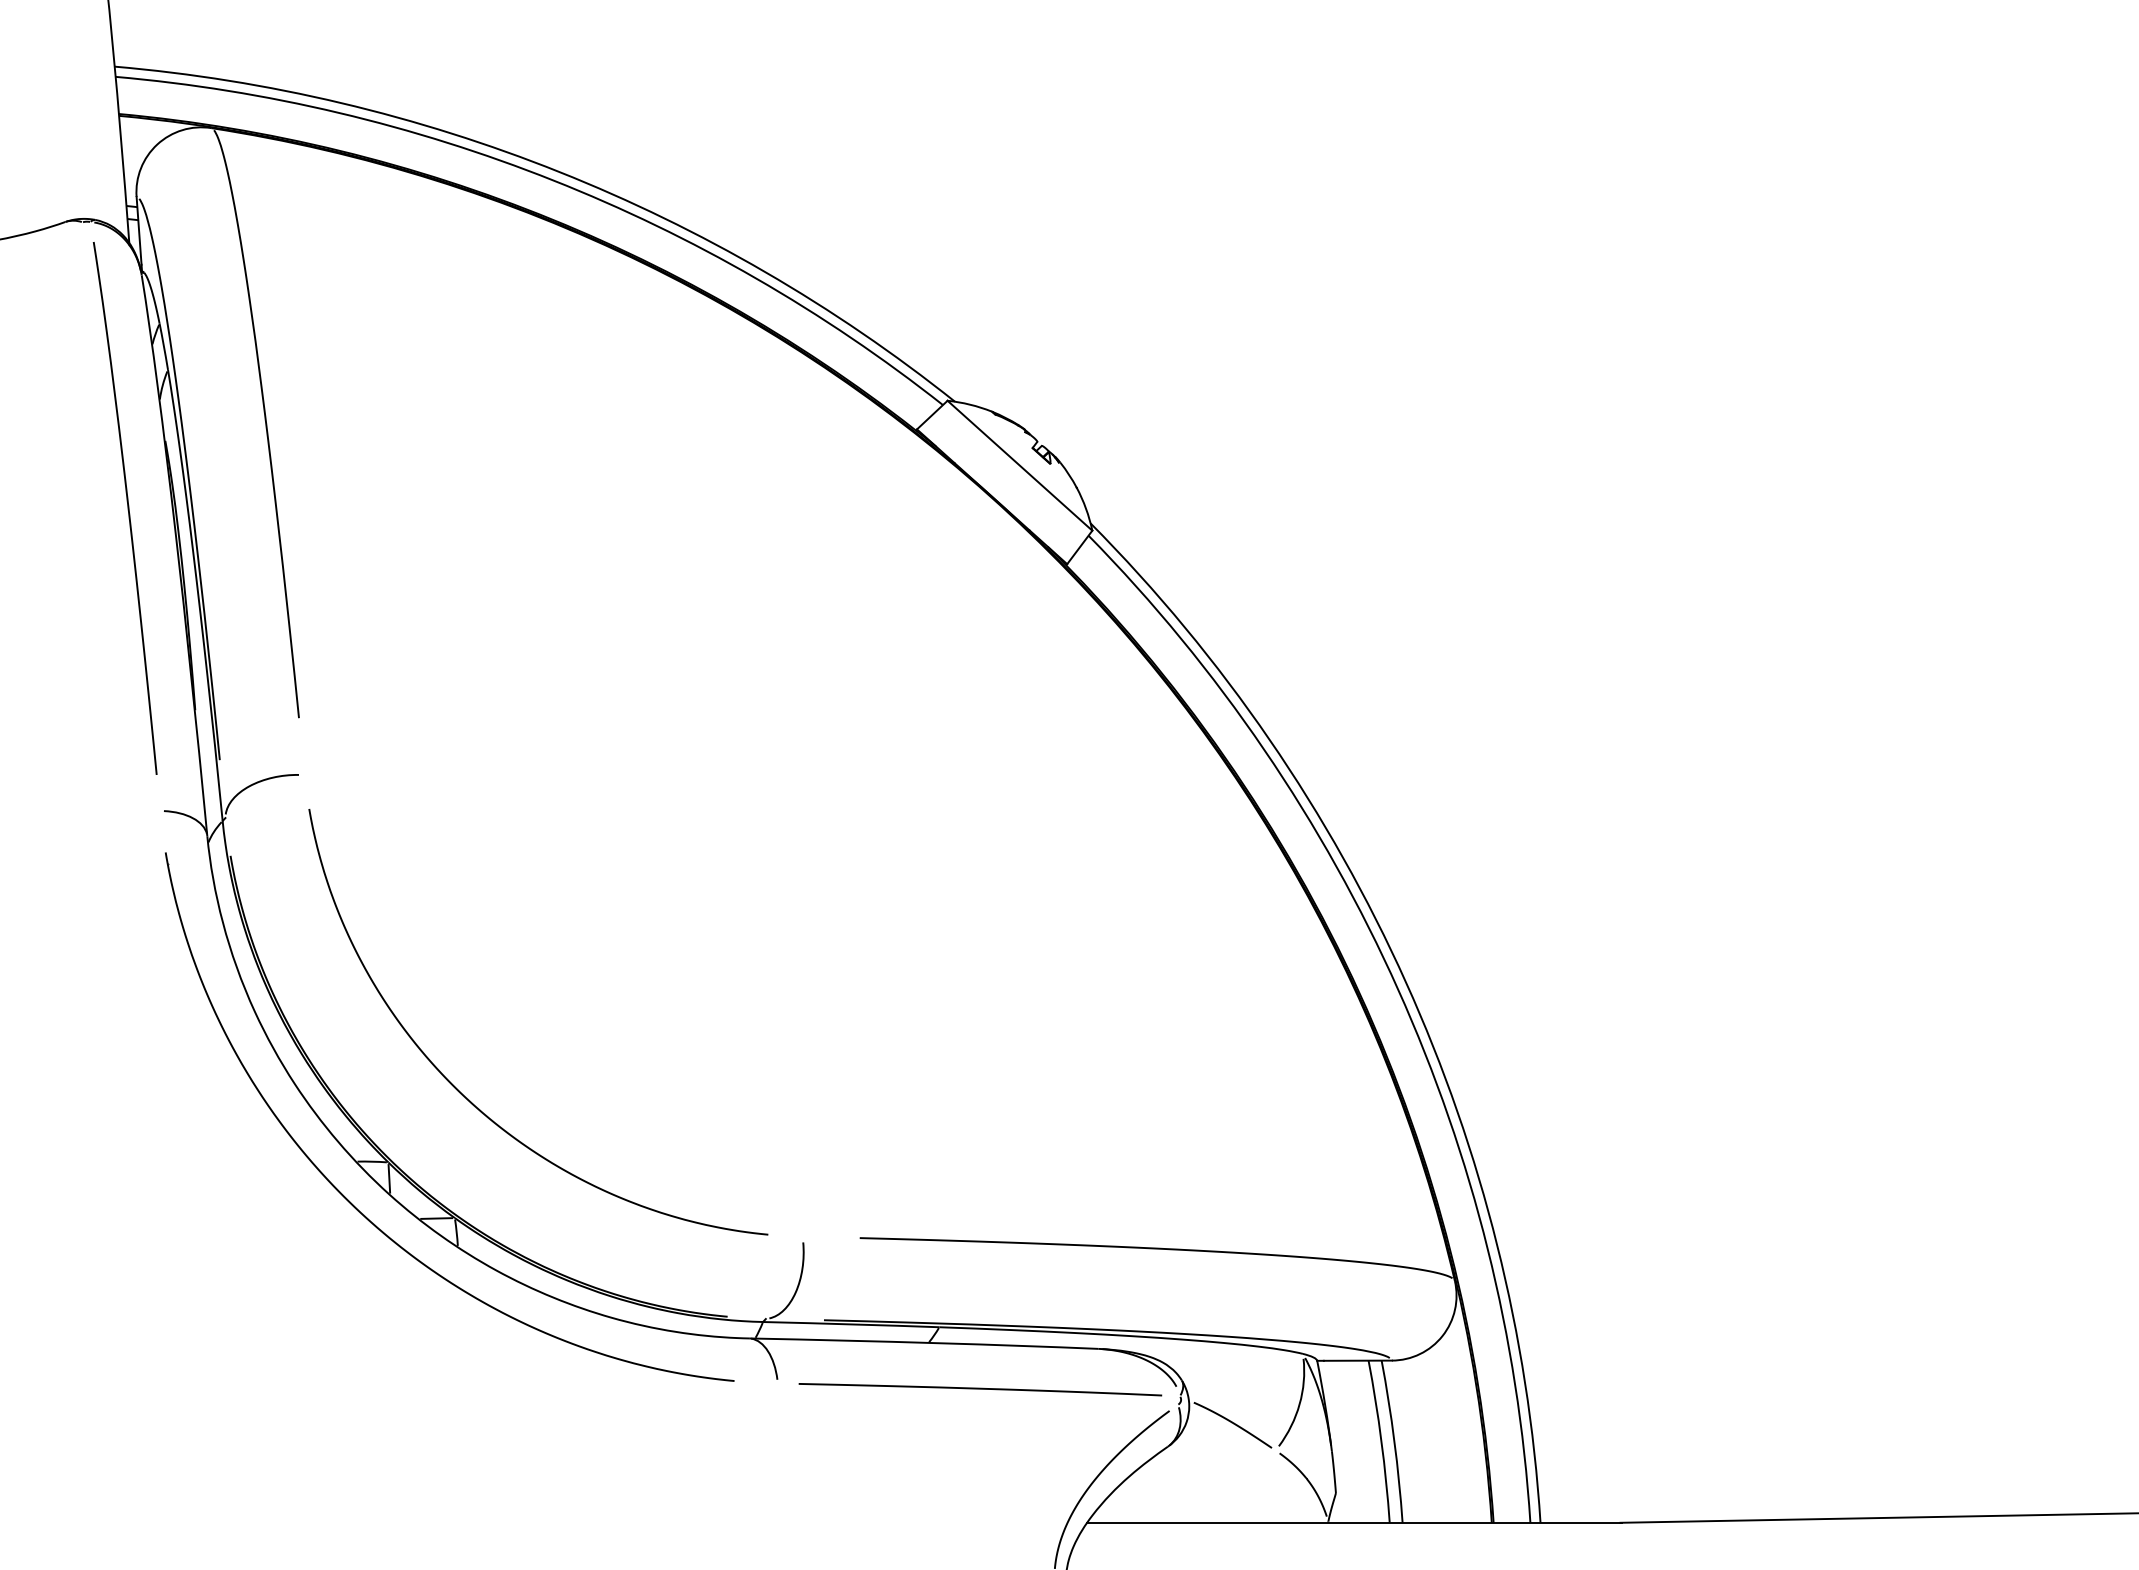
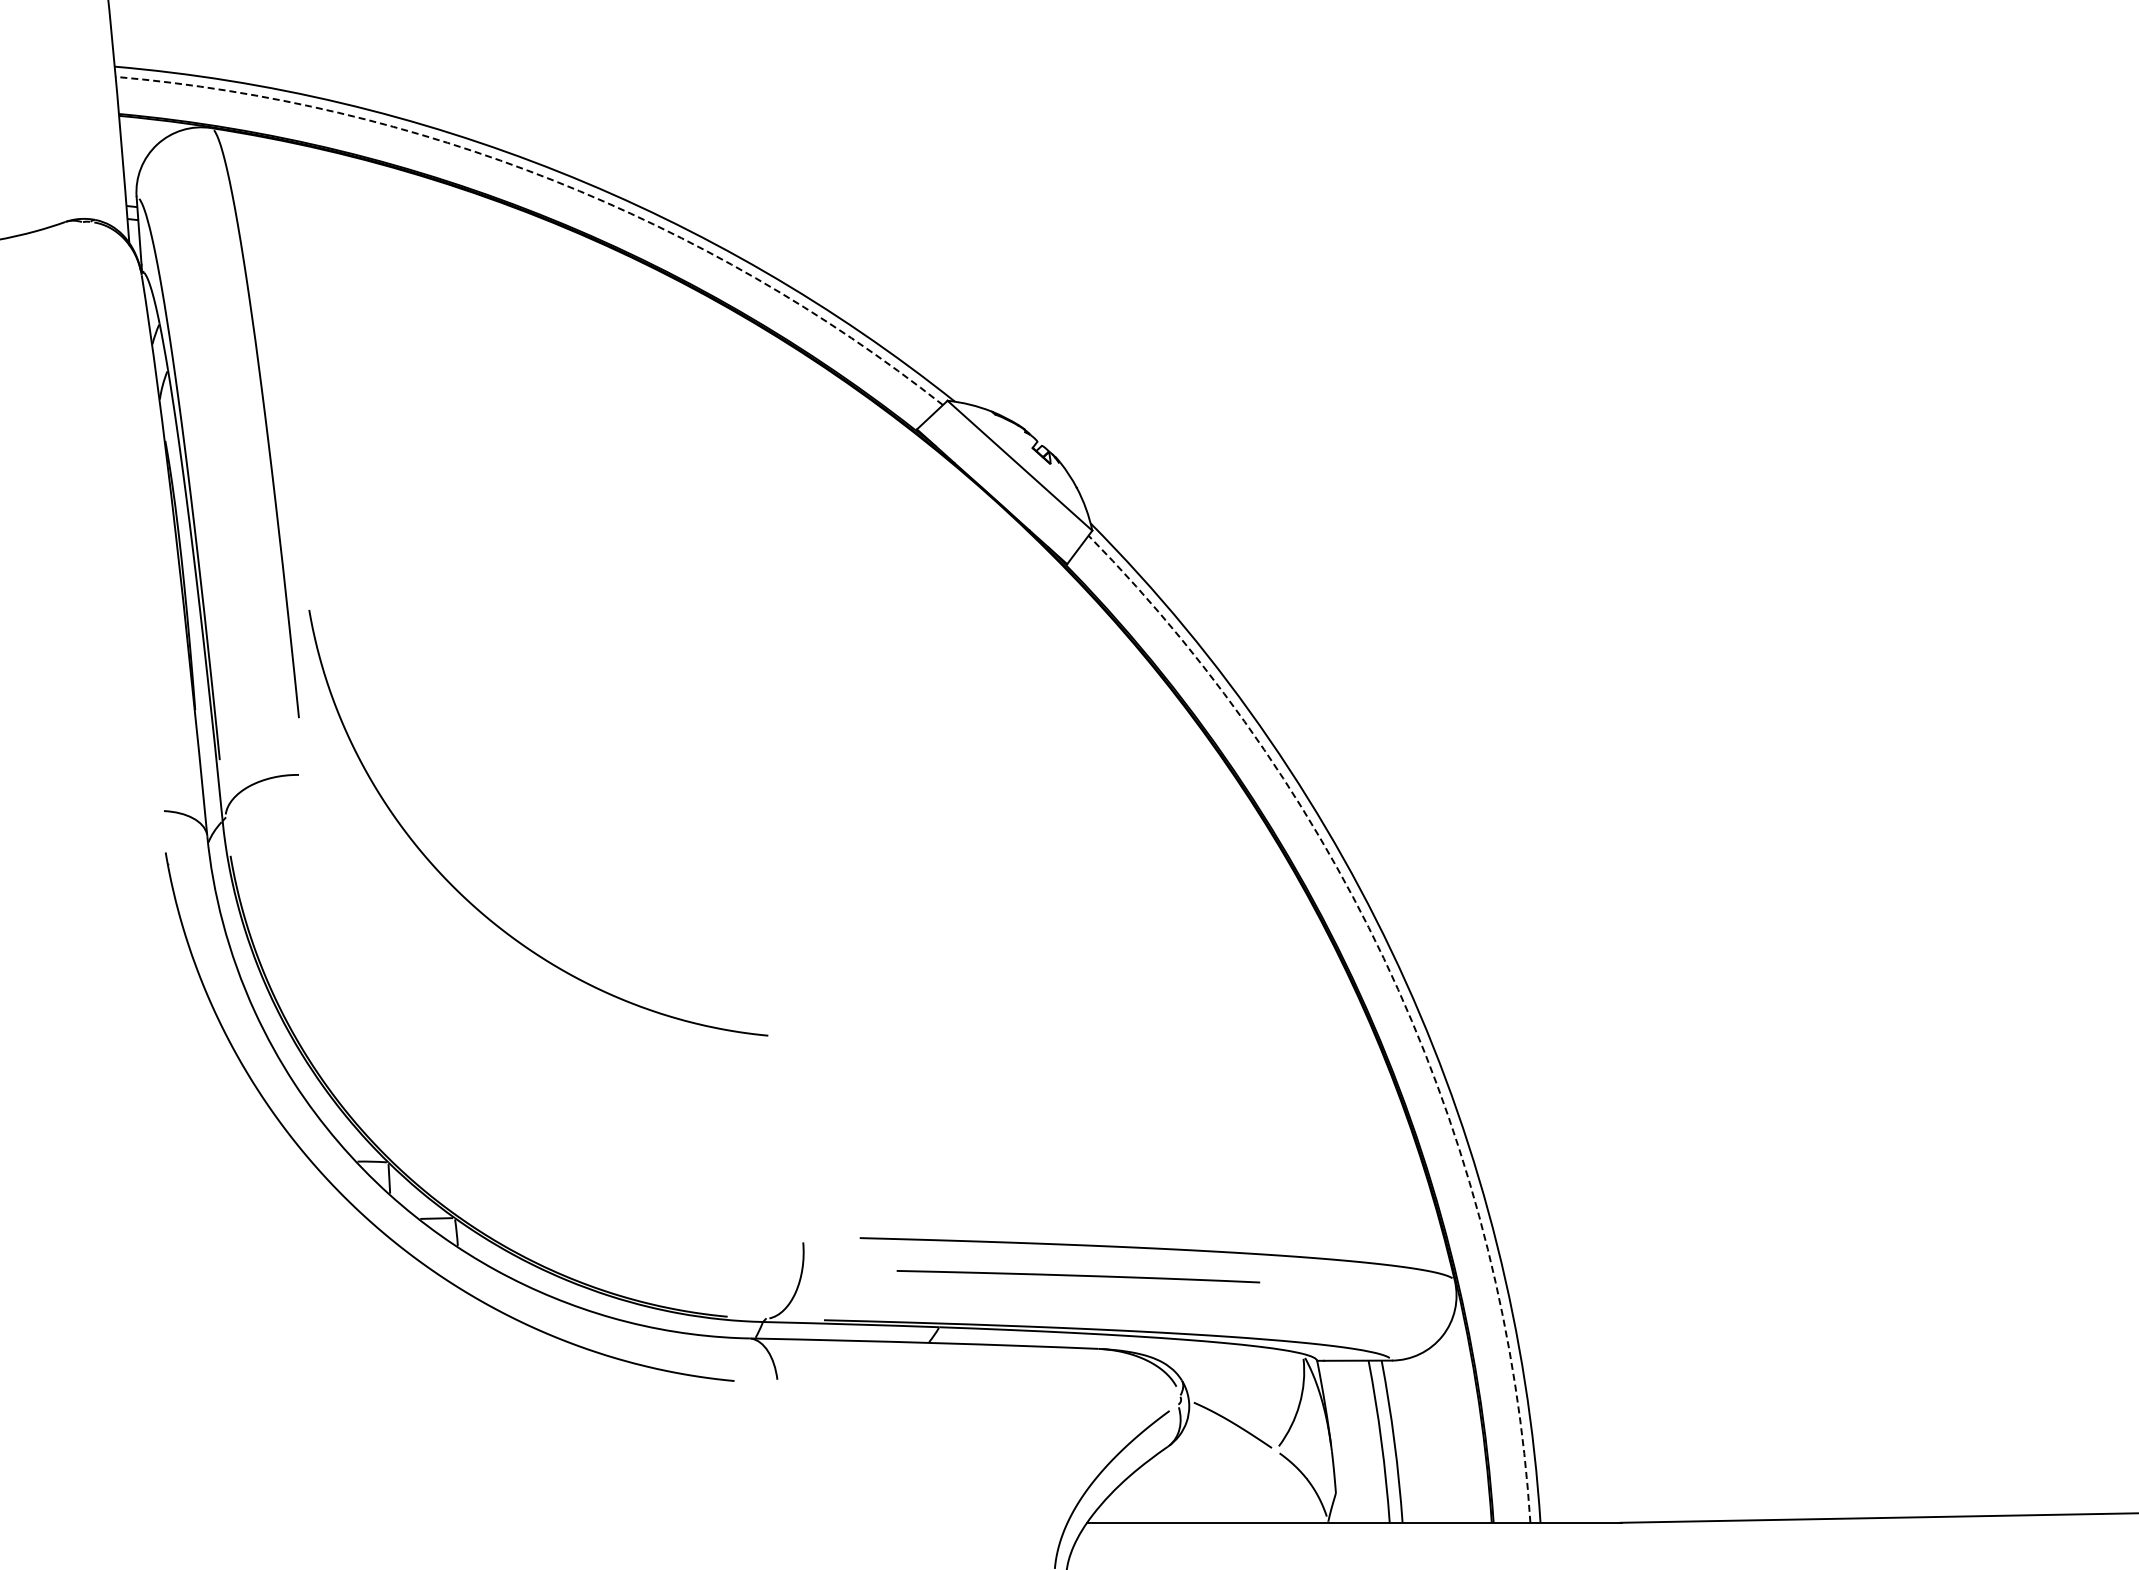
arc: solid -> dashed (553, 180)
curve: present -> none (127, 508)
arc: solid -> dashed (1398, 989)
curve position: (469, 1099) -> (469, 900) (469, 900)
curve position: (980, 1389) -> (1078, 1276) (1078, 1276)
